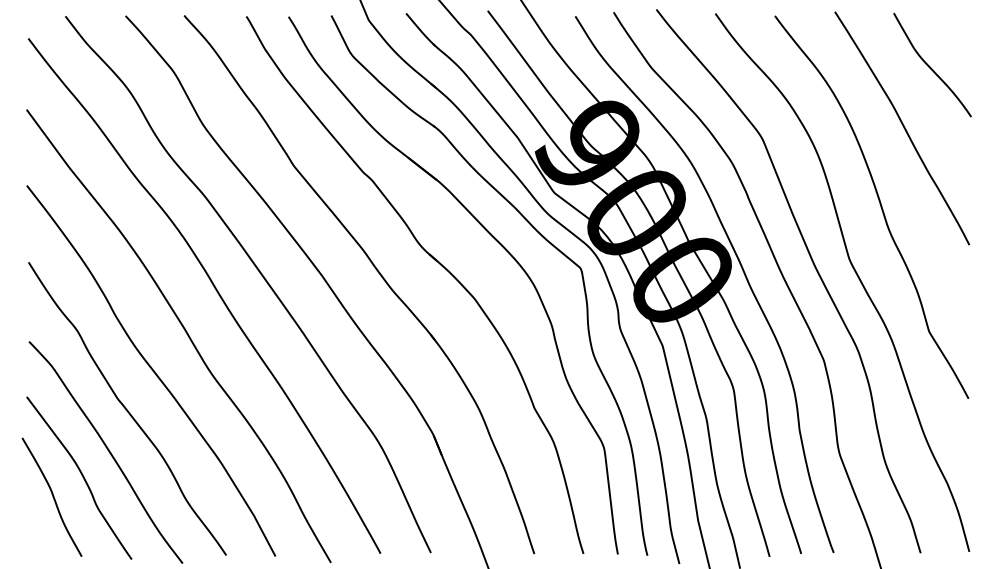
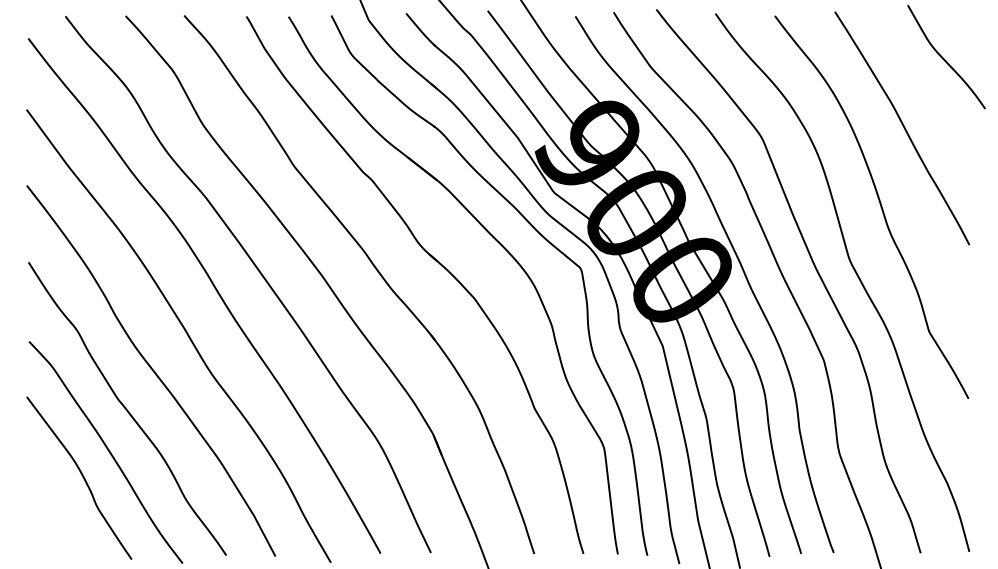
curve position: (930, 66) -> (944, 58) (944, 58)
curve: present -> none (52, 496)
